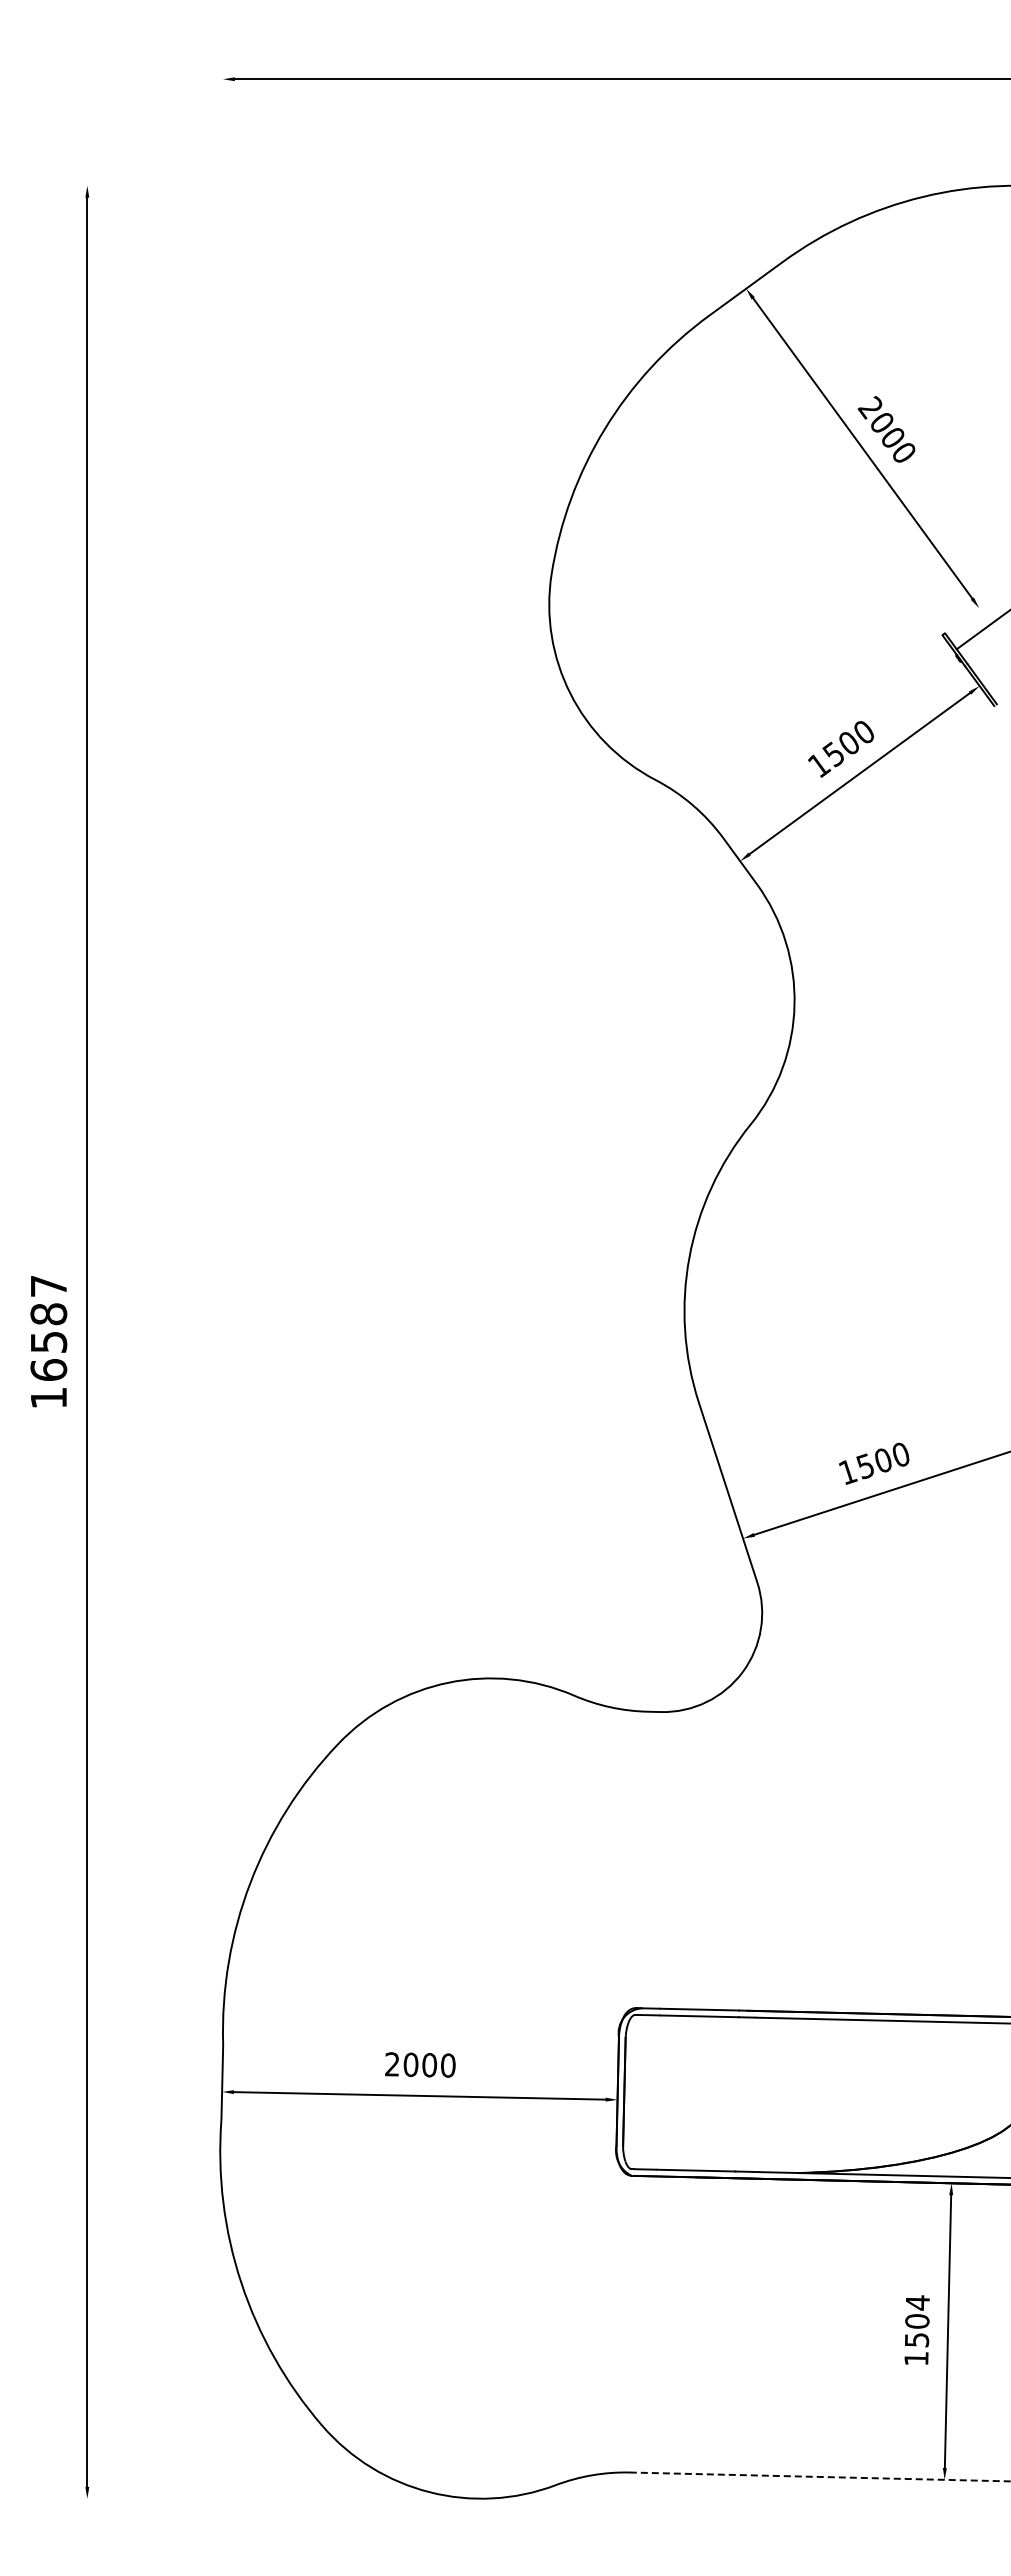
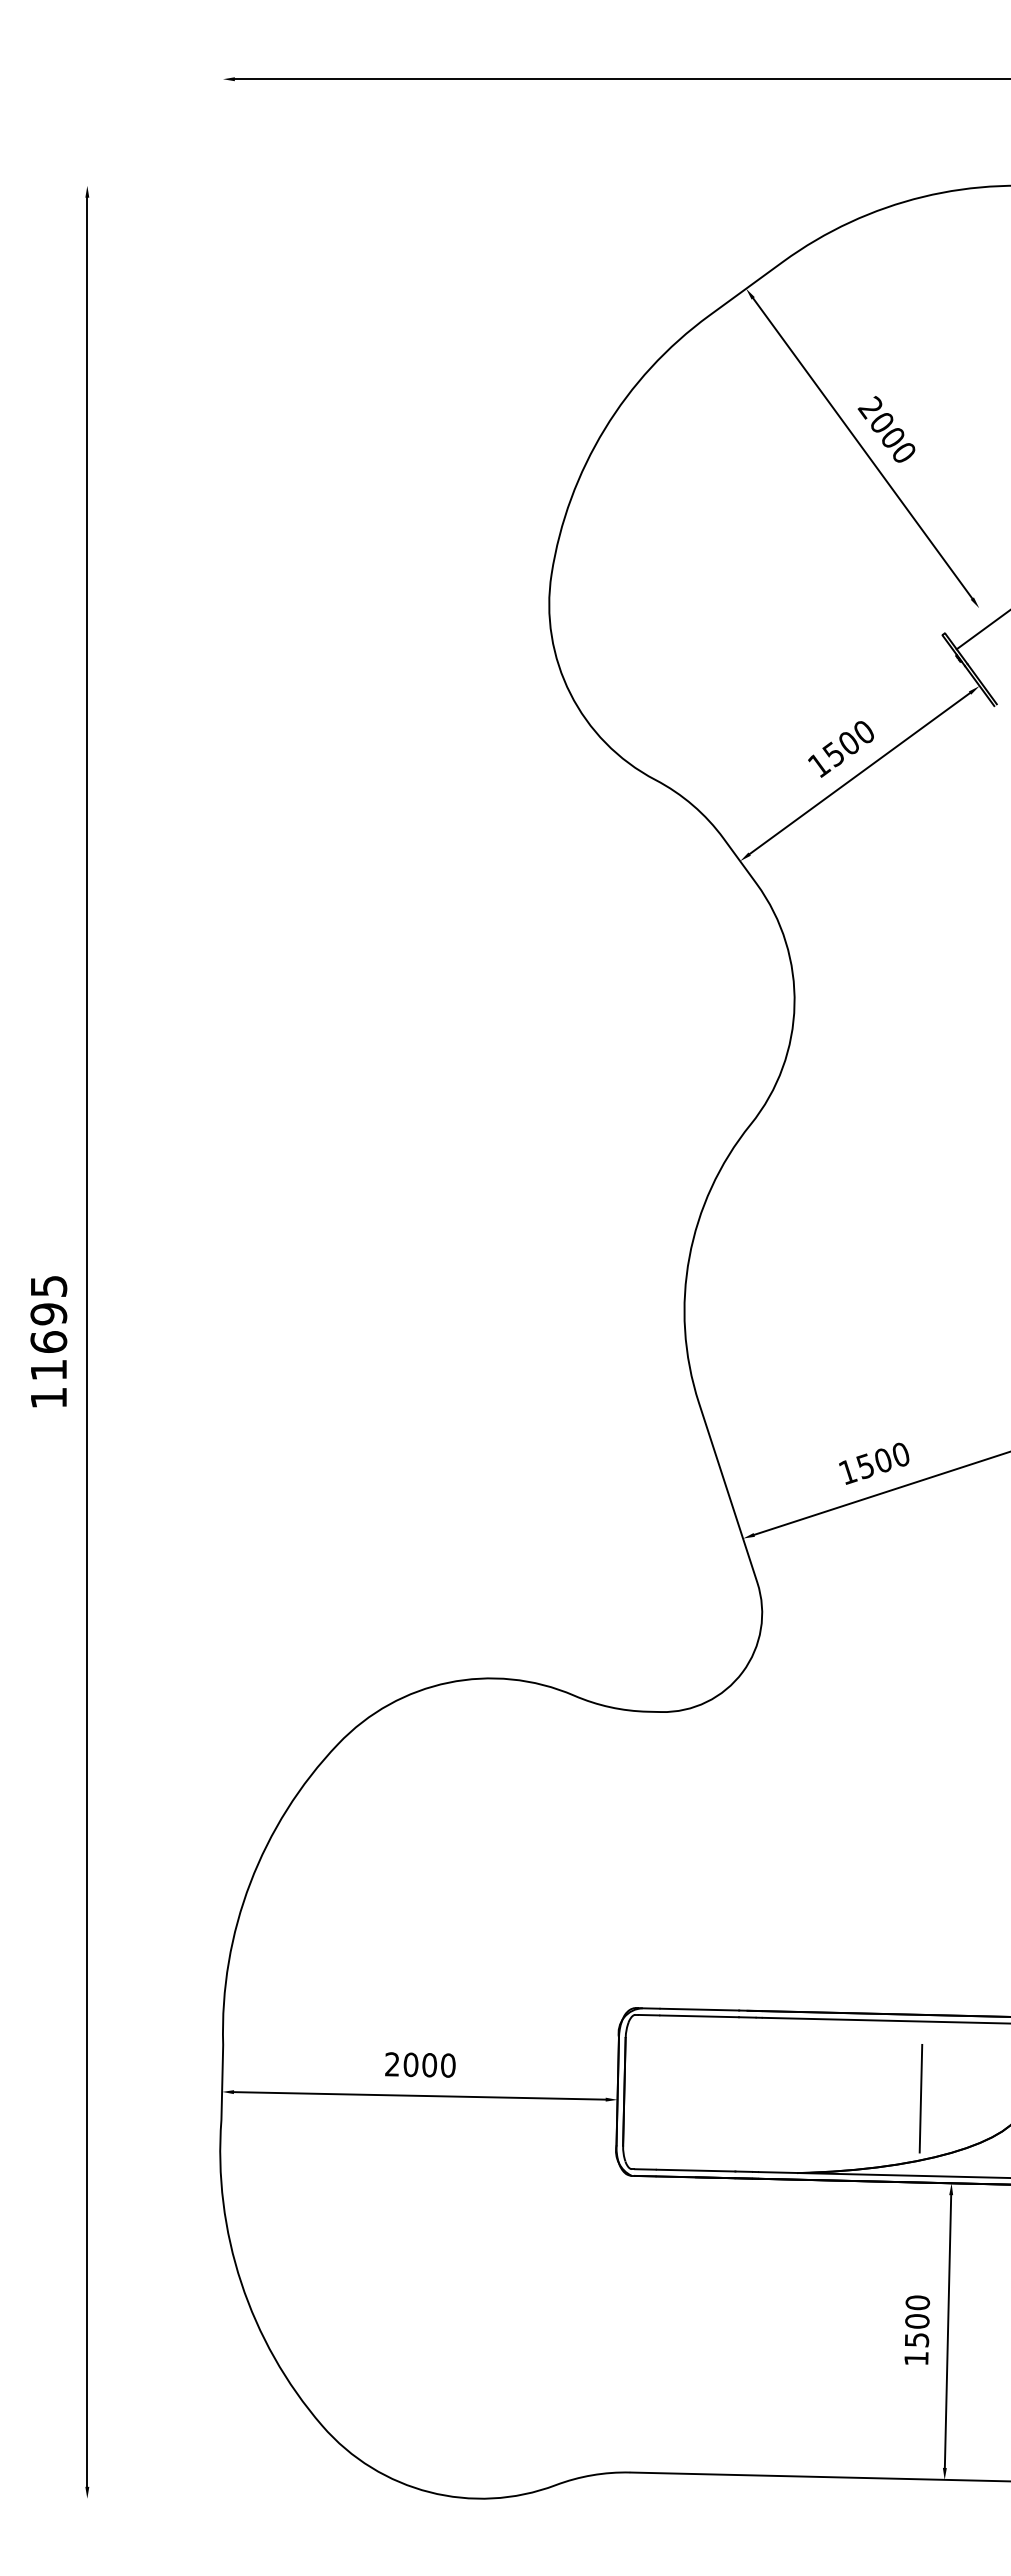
text: 16587 -> 11695 (48, 1328)
line: none -> present (920, 2098)
text: 1504 -> 1500 (917, 2302)
line: dashed -> solid (820, 2476)
